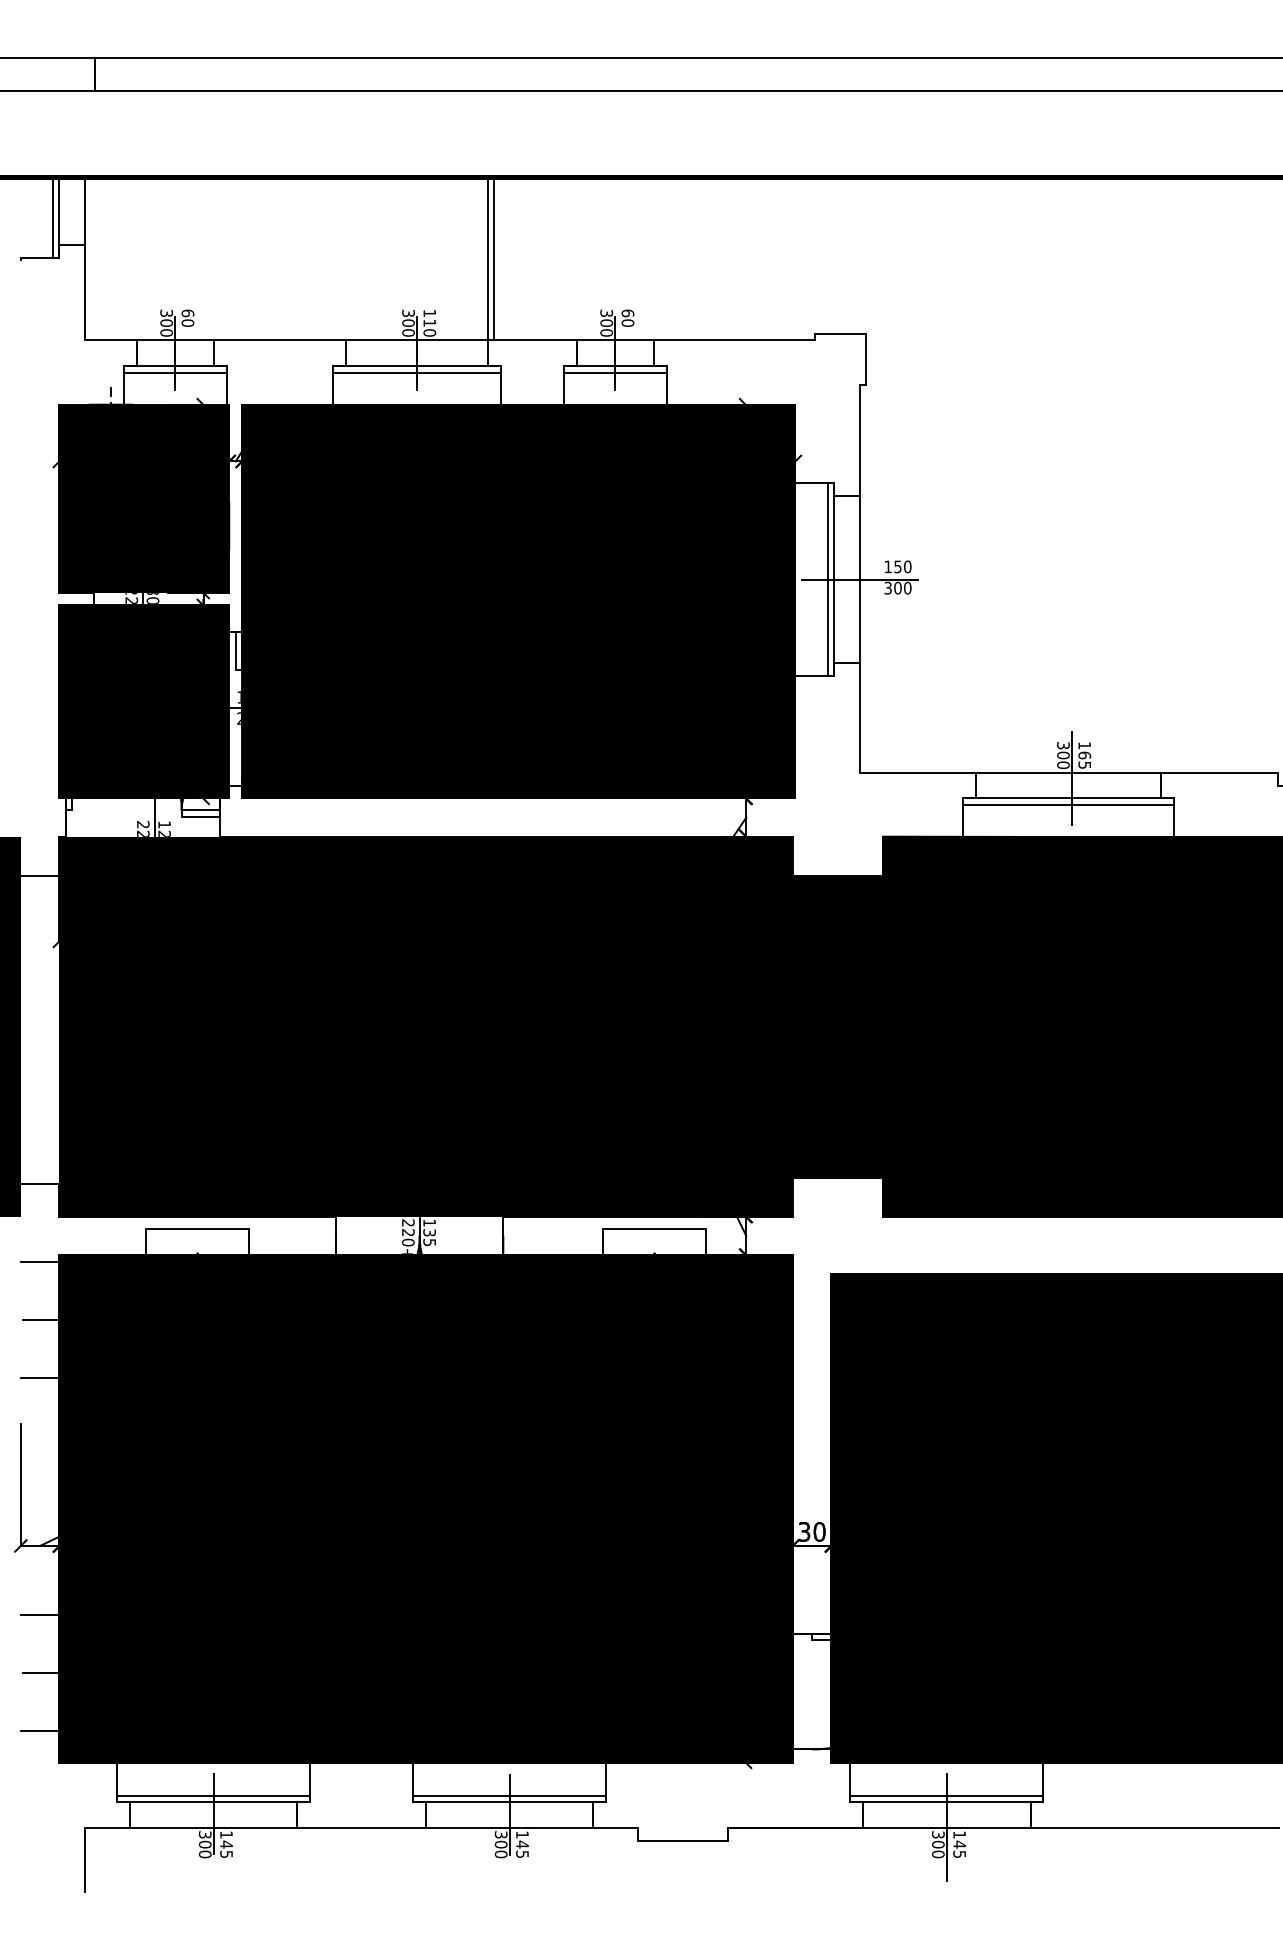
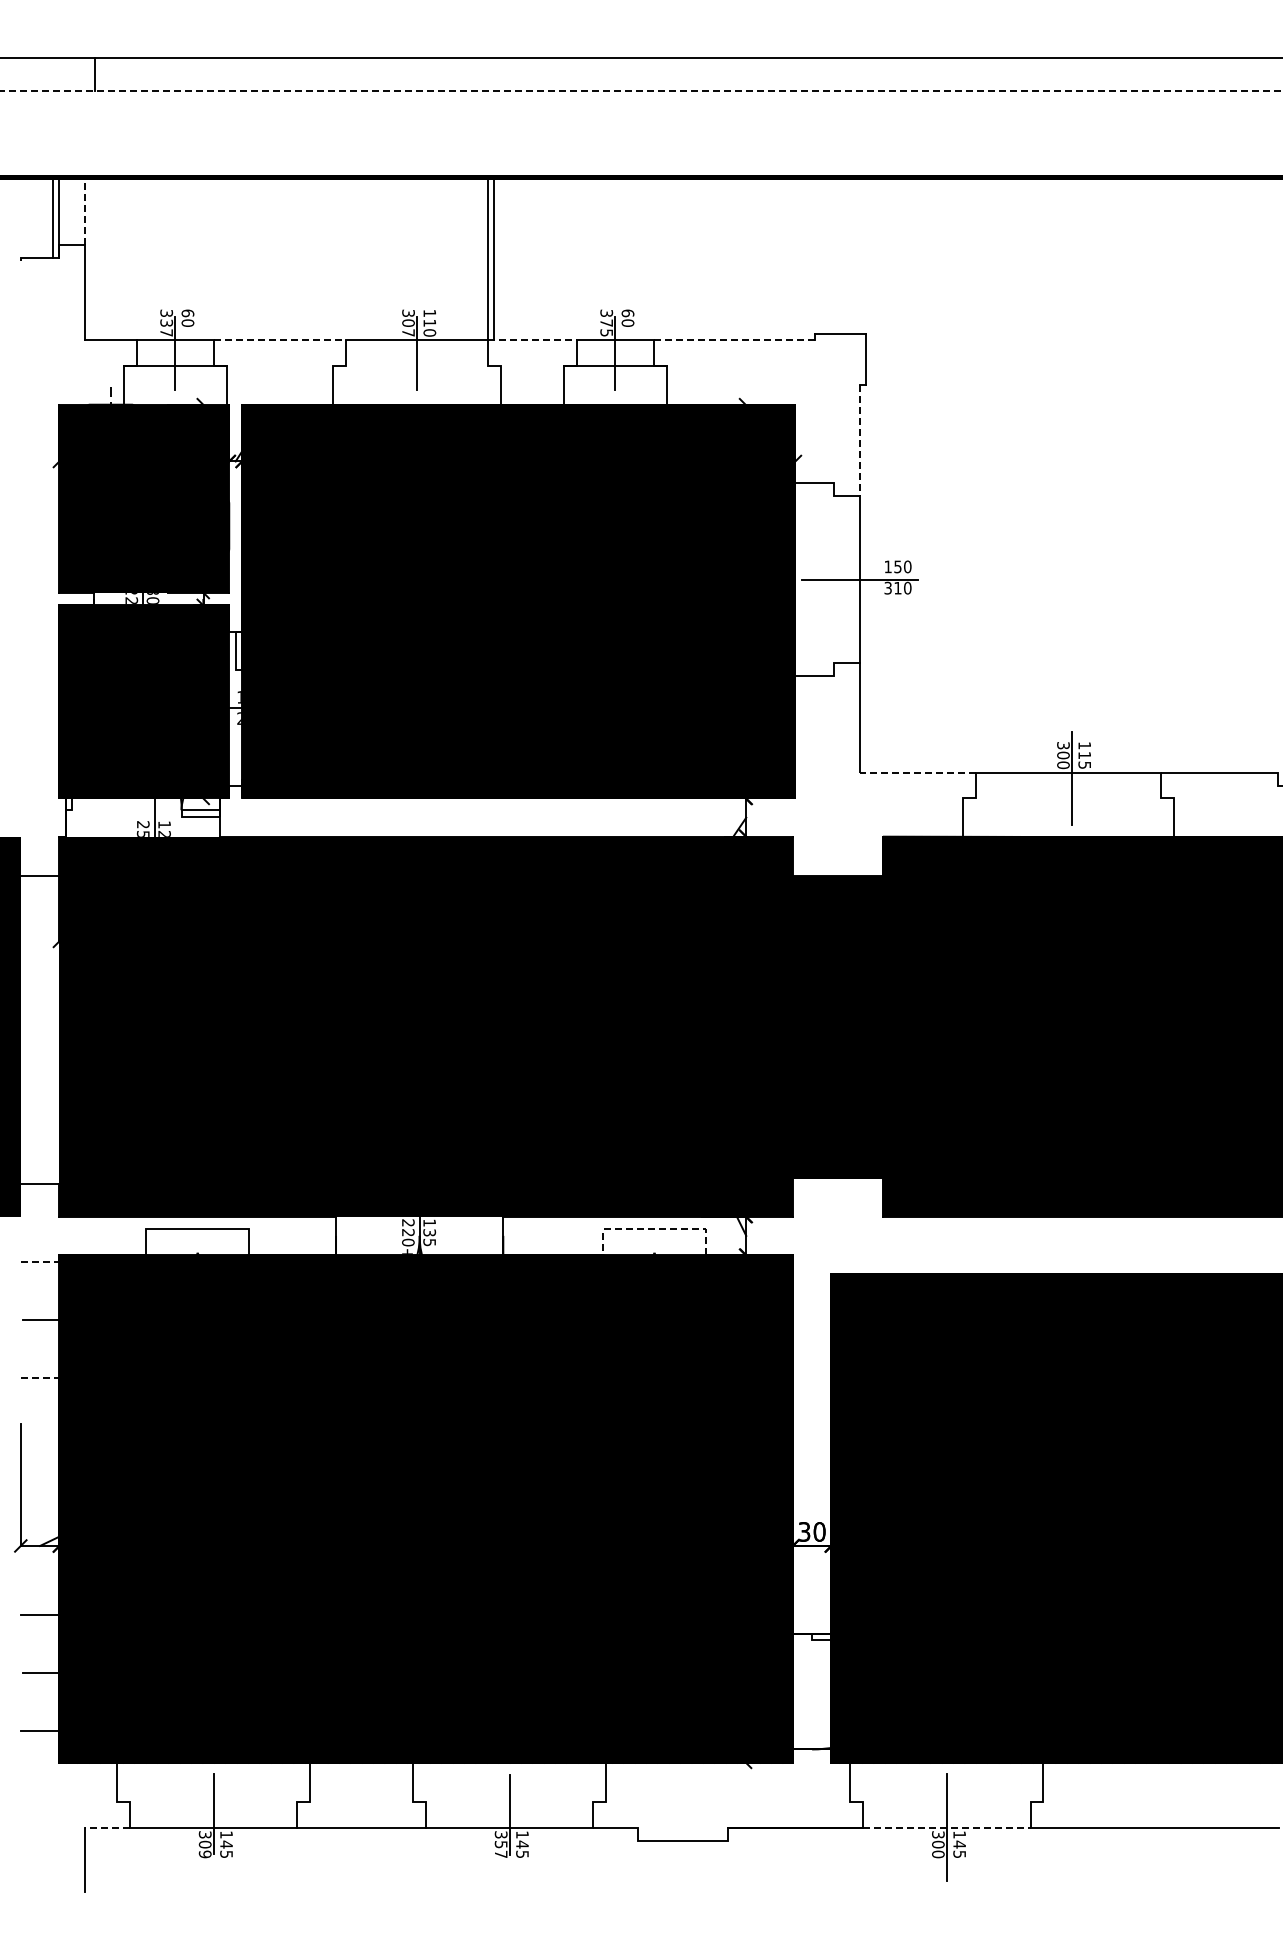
line: solid -> dashed (641, 90)
line: solid -> dashed (85, 211)
text: 300 -> 337 (166, 327)
text: 300 -> 375 (606, 327)
text: 300 -> 307 (408, 332)
line: solid -> dashed (280, 340)
line: solid -> dashed (532, 340)
line: solid -> dashed (734, 340)
line: present -> none (416, 366)
line: present -> none (174, 372)
line: present -> none (416, 372)
line: present -> none (614, 372)
line: solid -> dashed (859, 441)
line: present -> none (827, 579)
line: present -> none (833, 579)
text: 300 -> 310 (897, 587)
text: 165 -> 115 (1084, 755)
line: solid -> dashed (917, 772)
line: present -> none (1067, 798)
line: present -> none (1067, 804)
text: 220+80 -> 257+80 (142, 833)
line: solid -> dashed (654, 1229)
line: solid -> dashed (40, 1262)
line: solid -> dashed (40, 1378)
line: present -> none (213, 1795)
line: present -> none (509, 1795)
line: present -> none (946, 1795)
line: present -> none (213, 1802)
line: present -> none (509, 1802)
line: present -> none (946, 1802)
line: solid -> dashed (107, 1827)
line: solid -> dashed (946, 1827)
text: 300 -> 357 (500, 1849)
text: 300 -> 309 (204, 1854)
